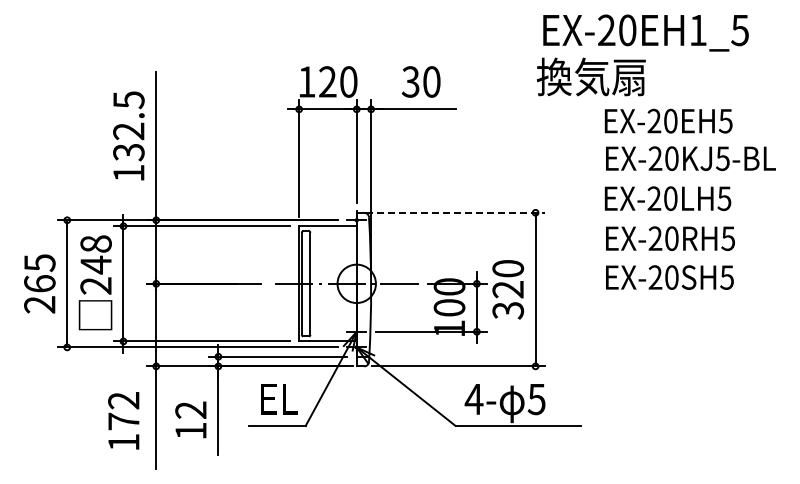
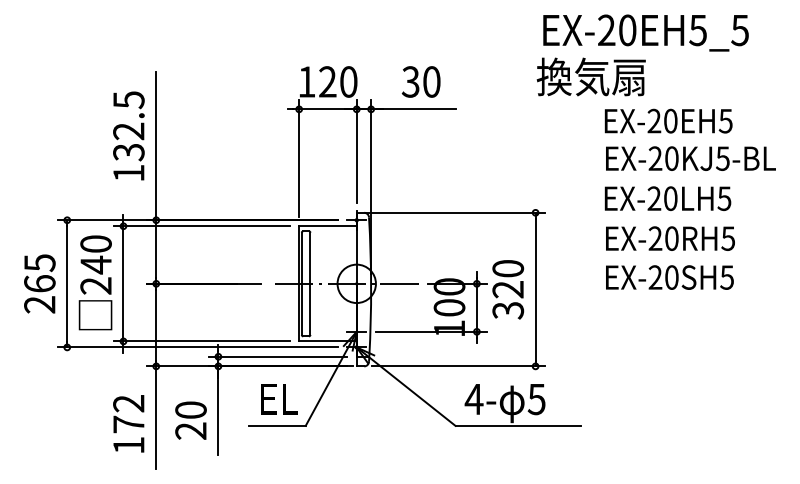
text: EX-20EH1_5 -> EX-20EH5_5 (697, 30)
line: dashed -> solid (456, 212)
text: 248 -> 240 (95, 243)
text position: (123, 420) -> (128, 423) (128, 423)
text: 12 -> 20 (190, 420)
